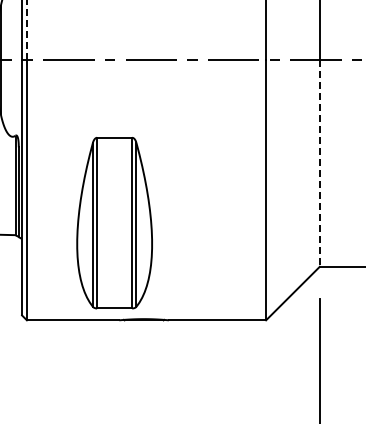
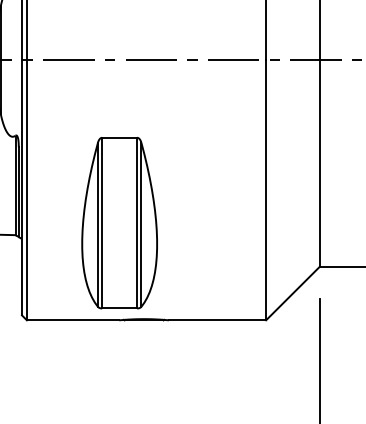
line: dashed -> solid (26, 30)
line: dashed -> solid (319, 163)
part position: (114, 223) -> (119, 223) (119, 223)
